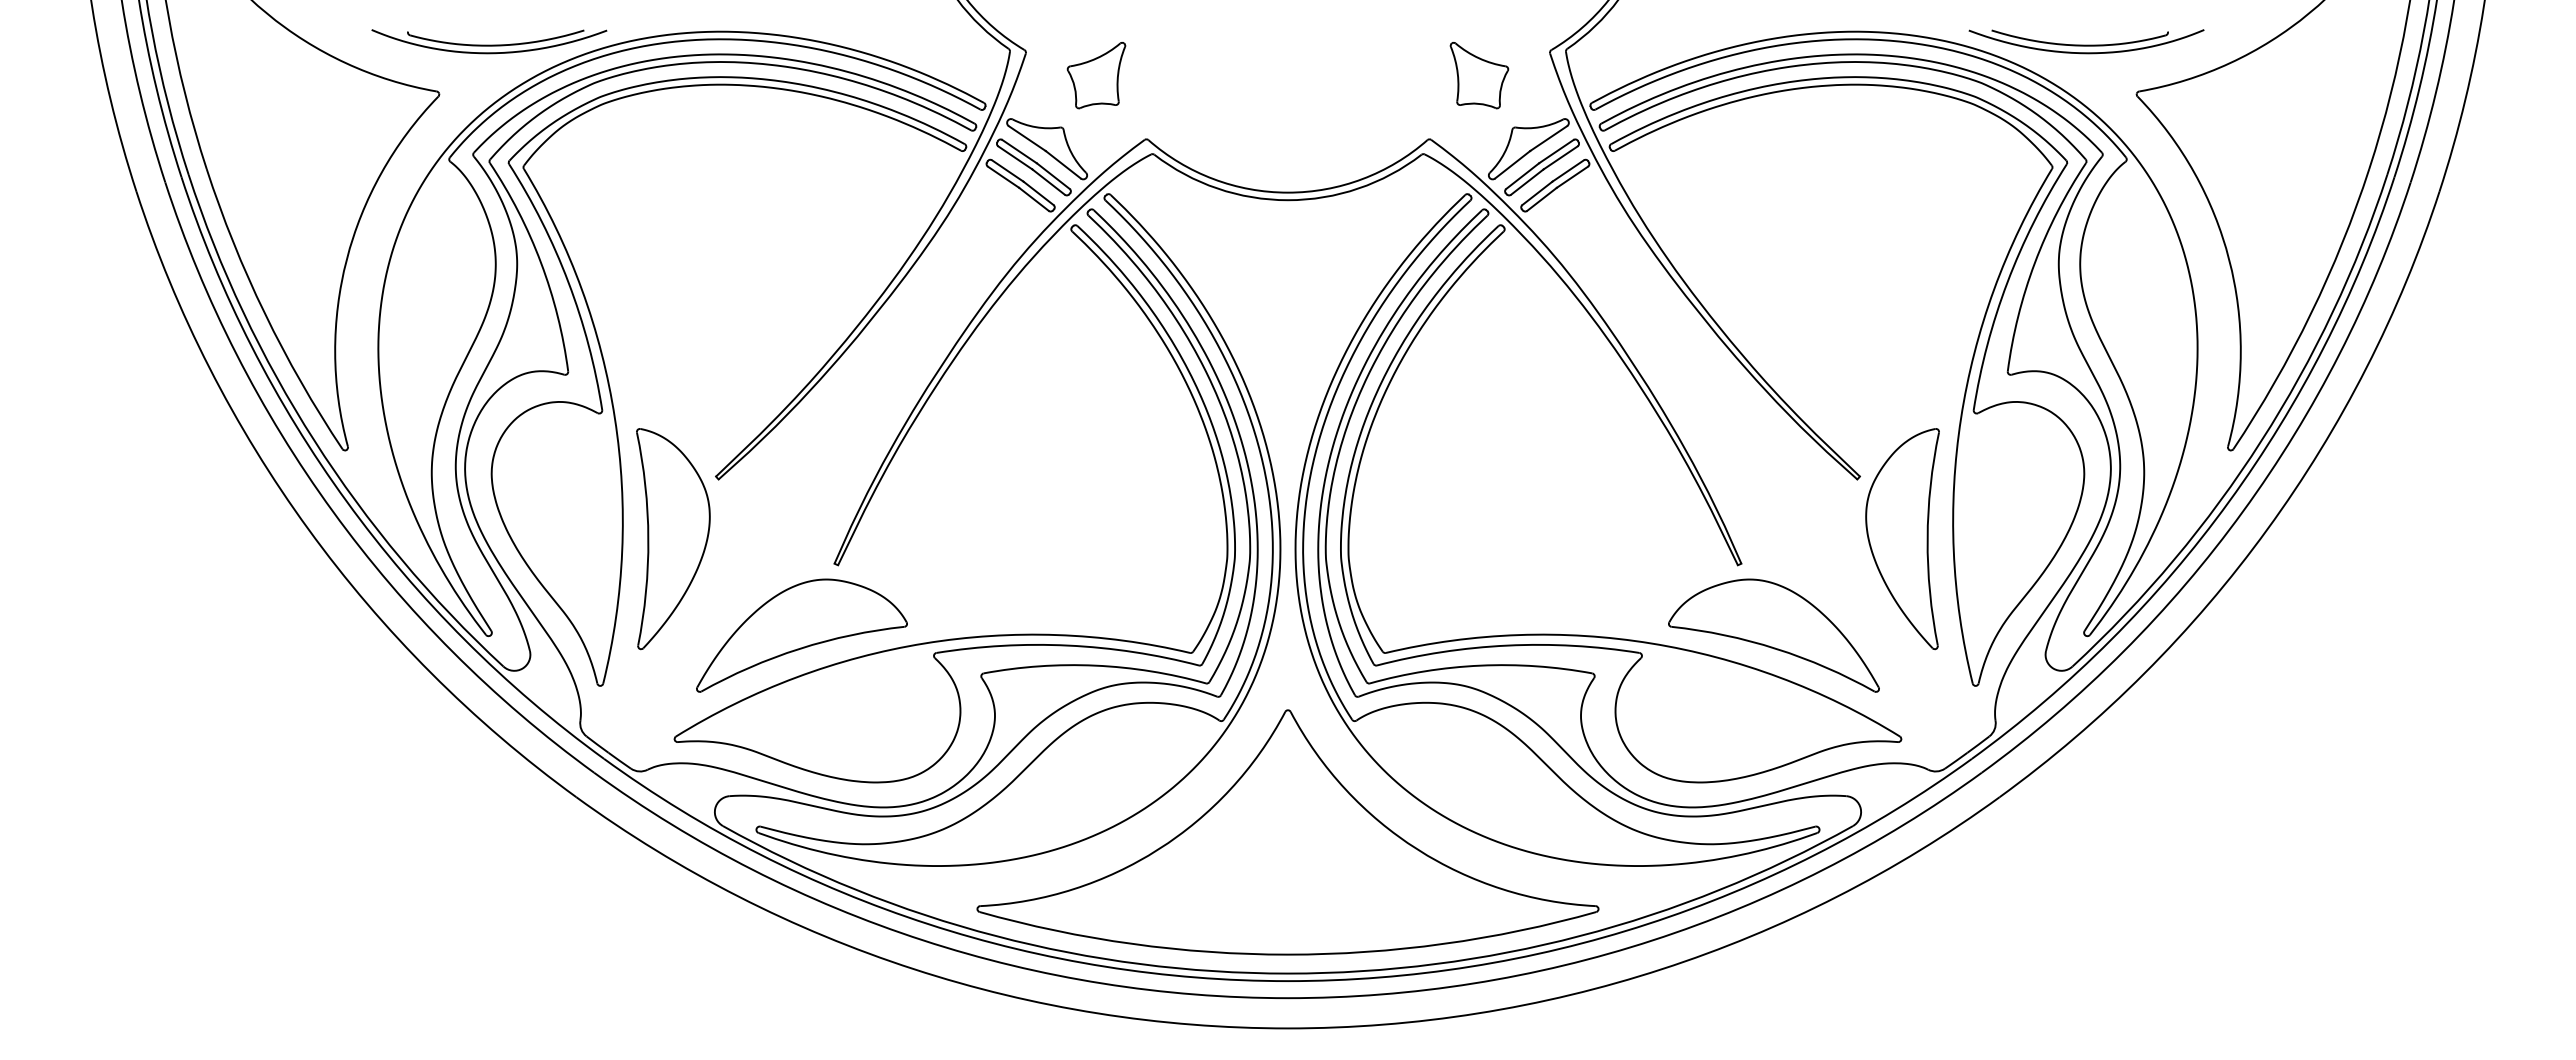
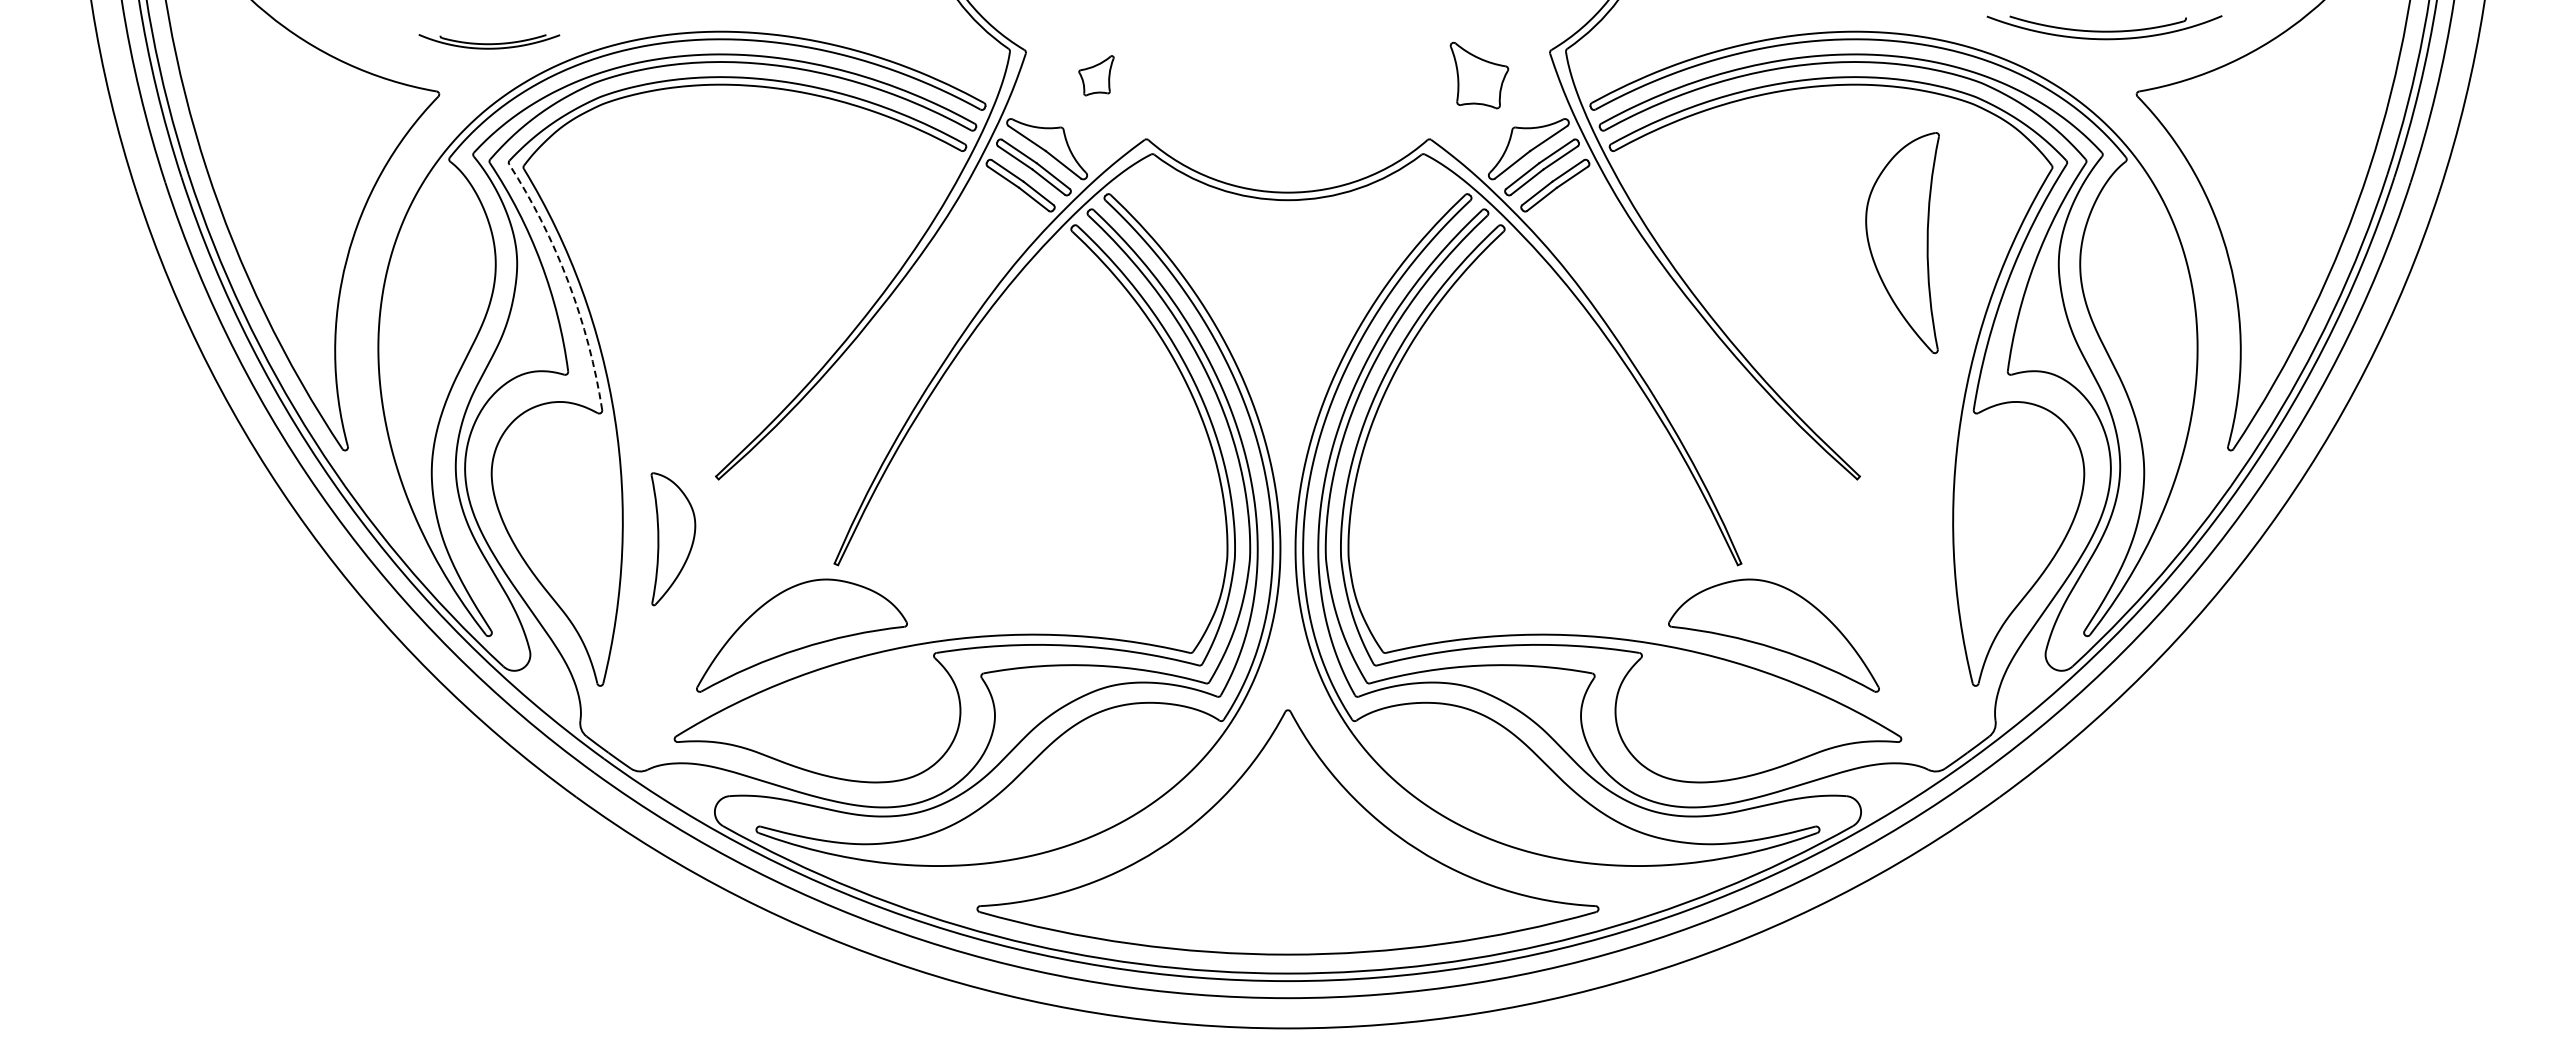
part size: 237x26 px -> 143x16 px (489, 41)
part position: (2086, 41) -> (2104, 27) (2104, 27)
part size: 61x68 px -> 37x42 px (1096, 75)
arc: solid -> dashed (568, 282)
part size: 75x223 px -> 47x135 px (673, 539)
part position: (1902, 539) -> (1902, 243) (1902, 243)
